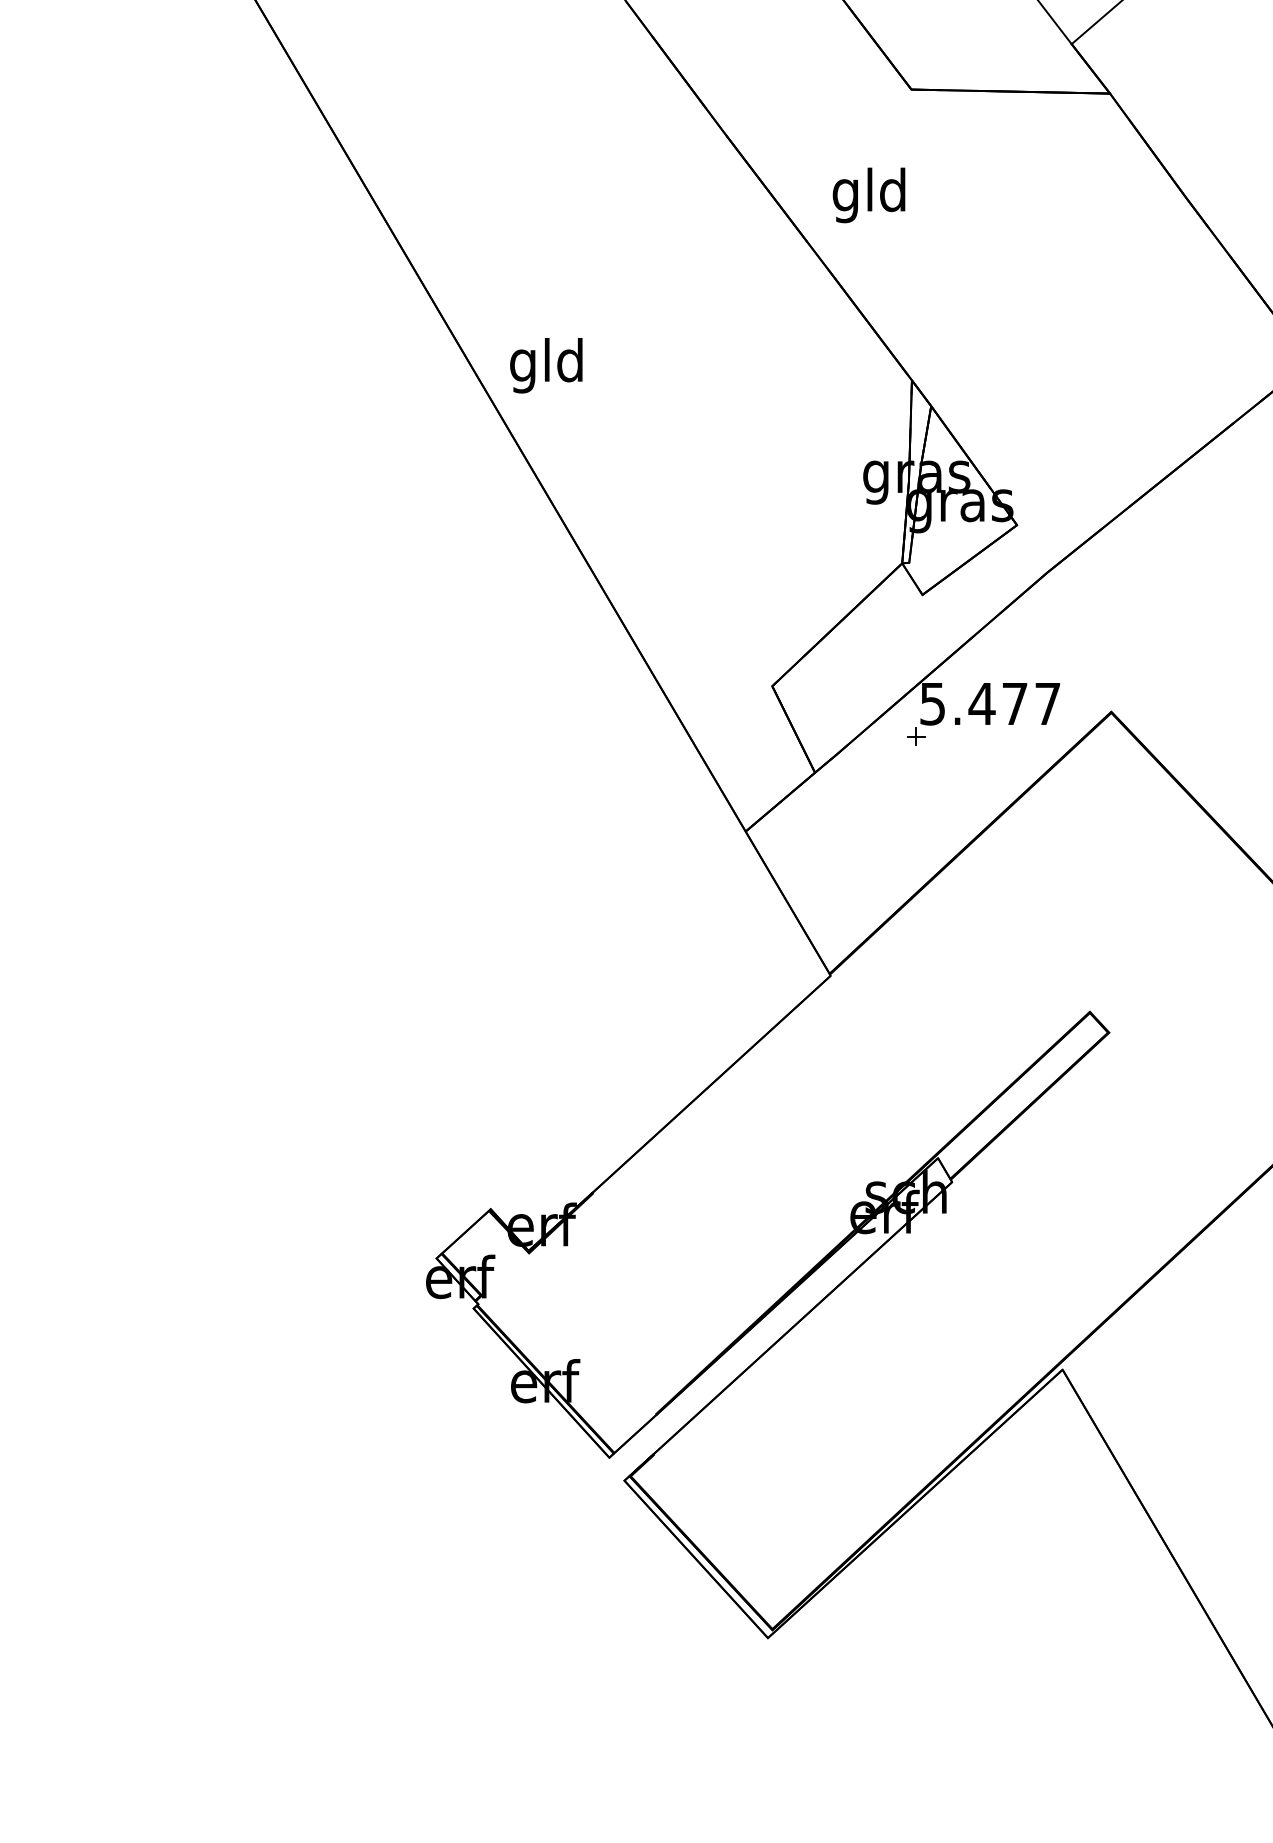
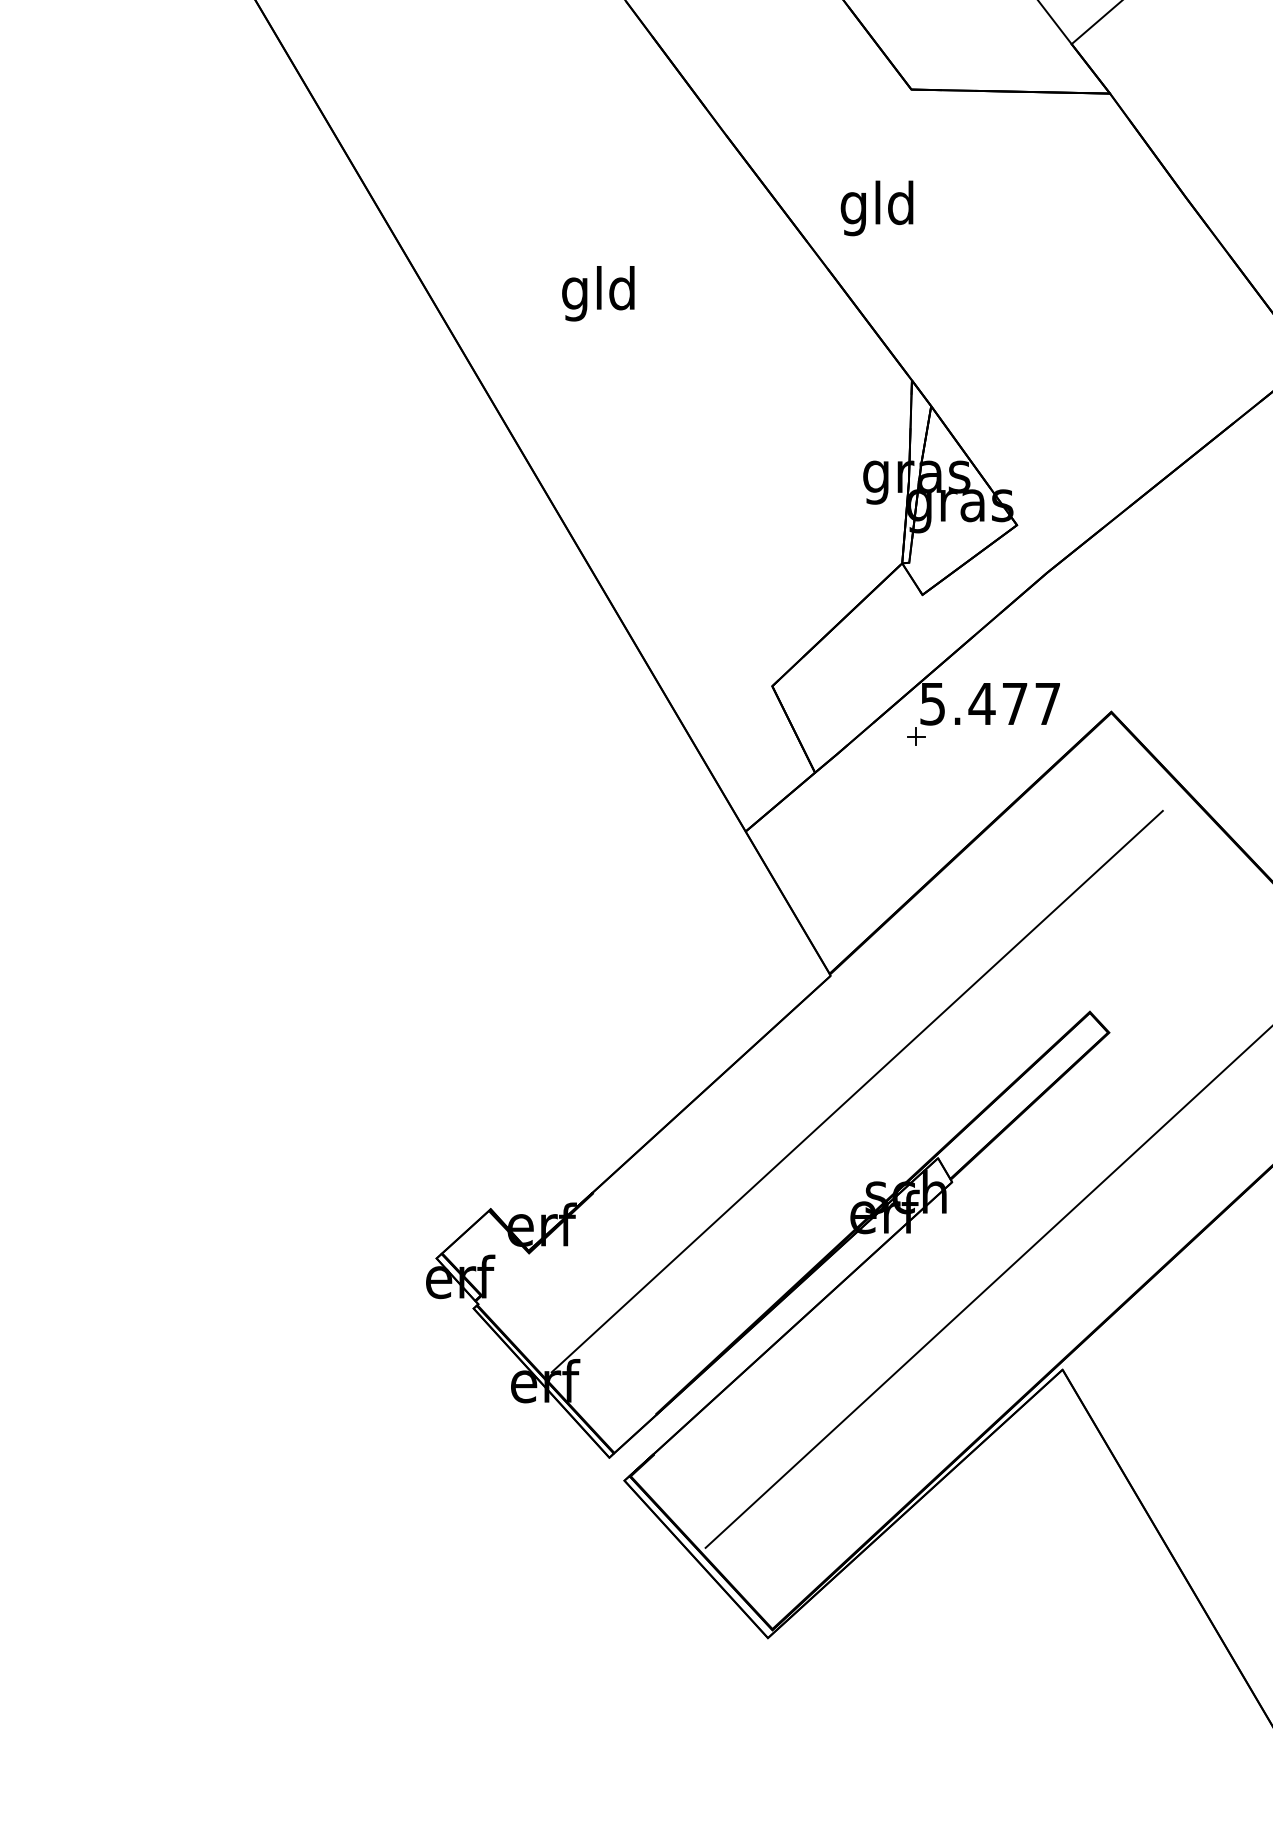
text position: (868, 195) -> (876, 208) (876, 208)
text position: (546, 365) -> (598, 293) (598, 293)
line: none -> present (856, 1091)
line: none -> present (987, 1287)
